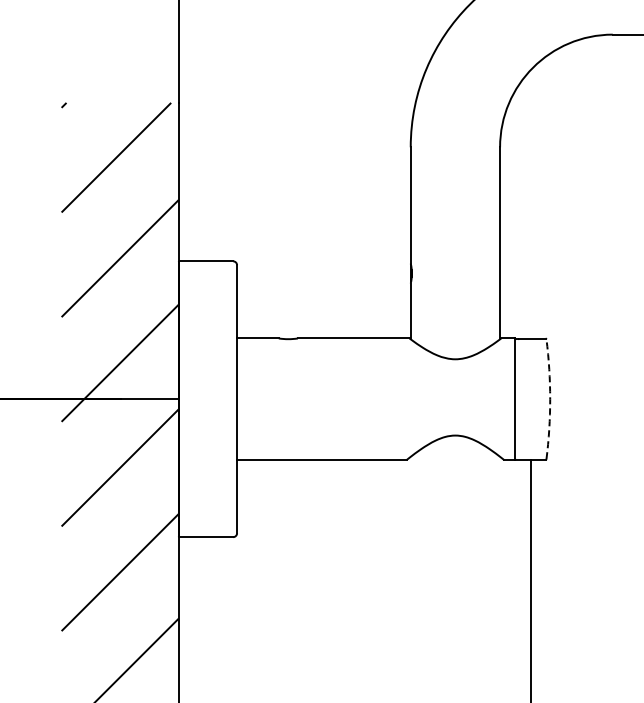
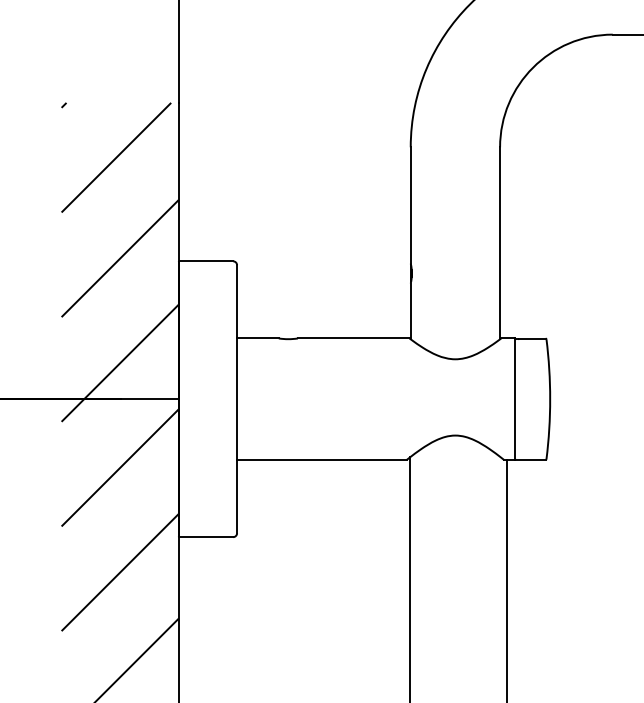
arc: dashed -> solid (550, 399)
line: none -> present (409, 578)
line position: (531, 579) -> (507, 579) (507, 579)
